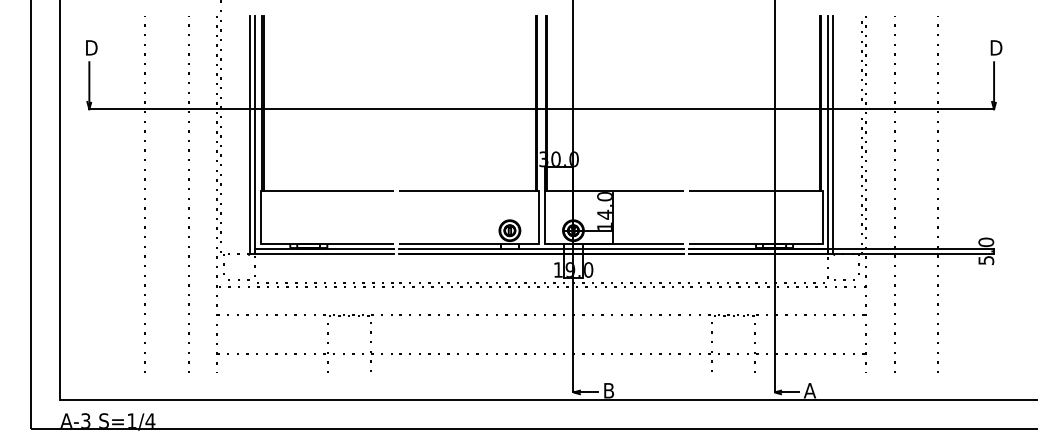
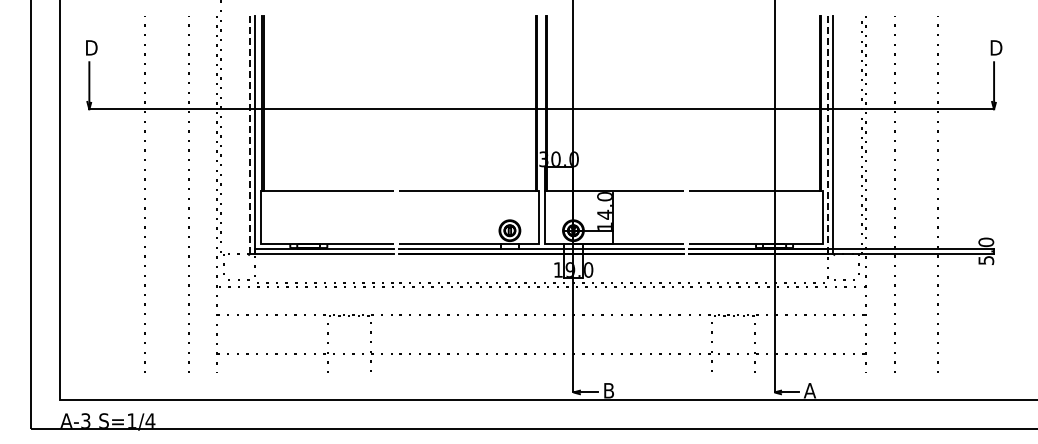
line: solid -> dashed (250, 134)
line: solid -> dashed (828, 134)
